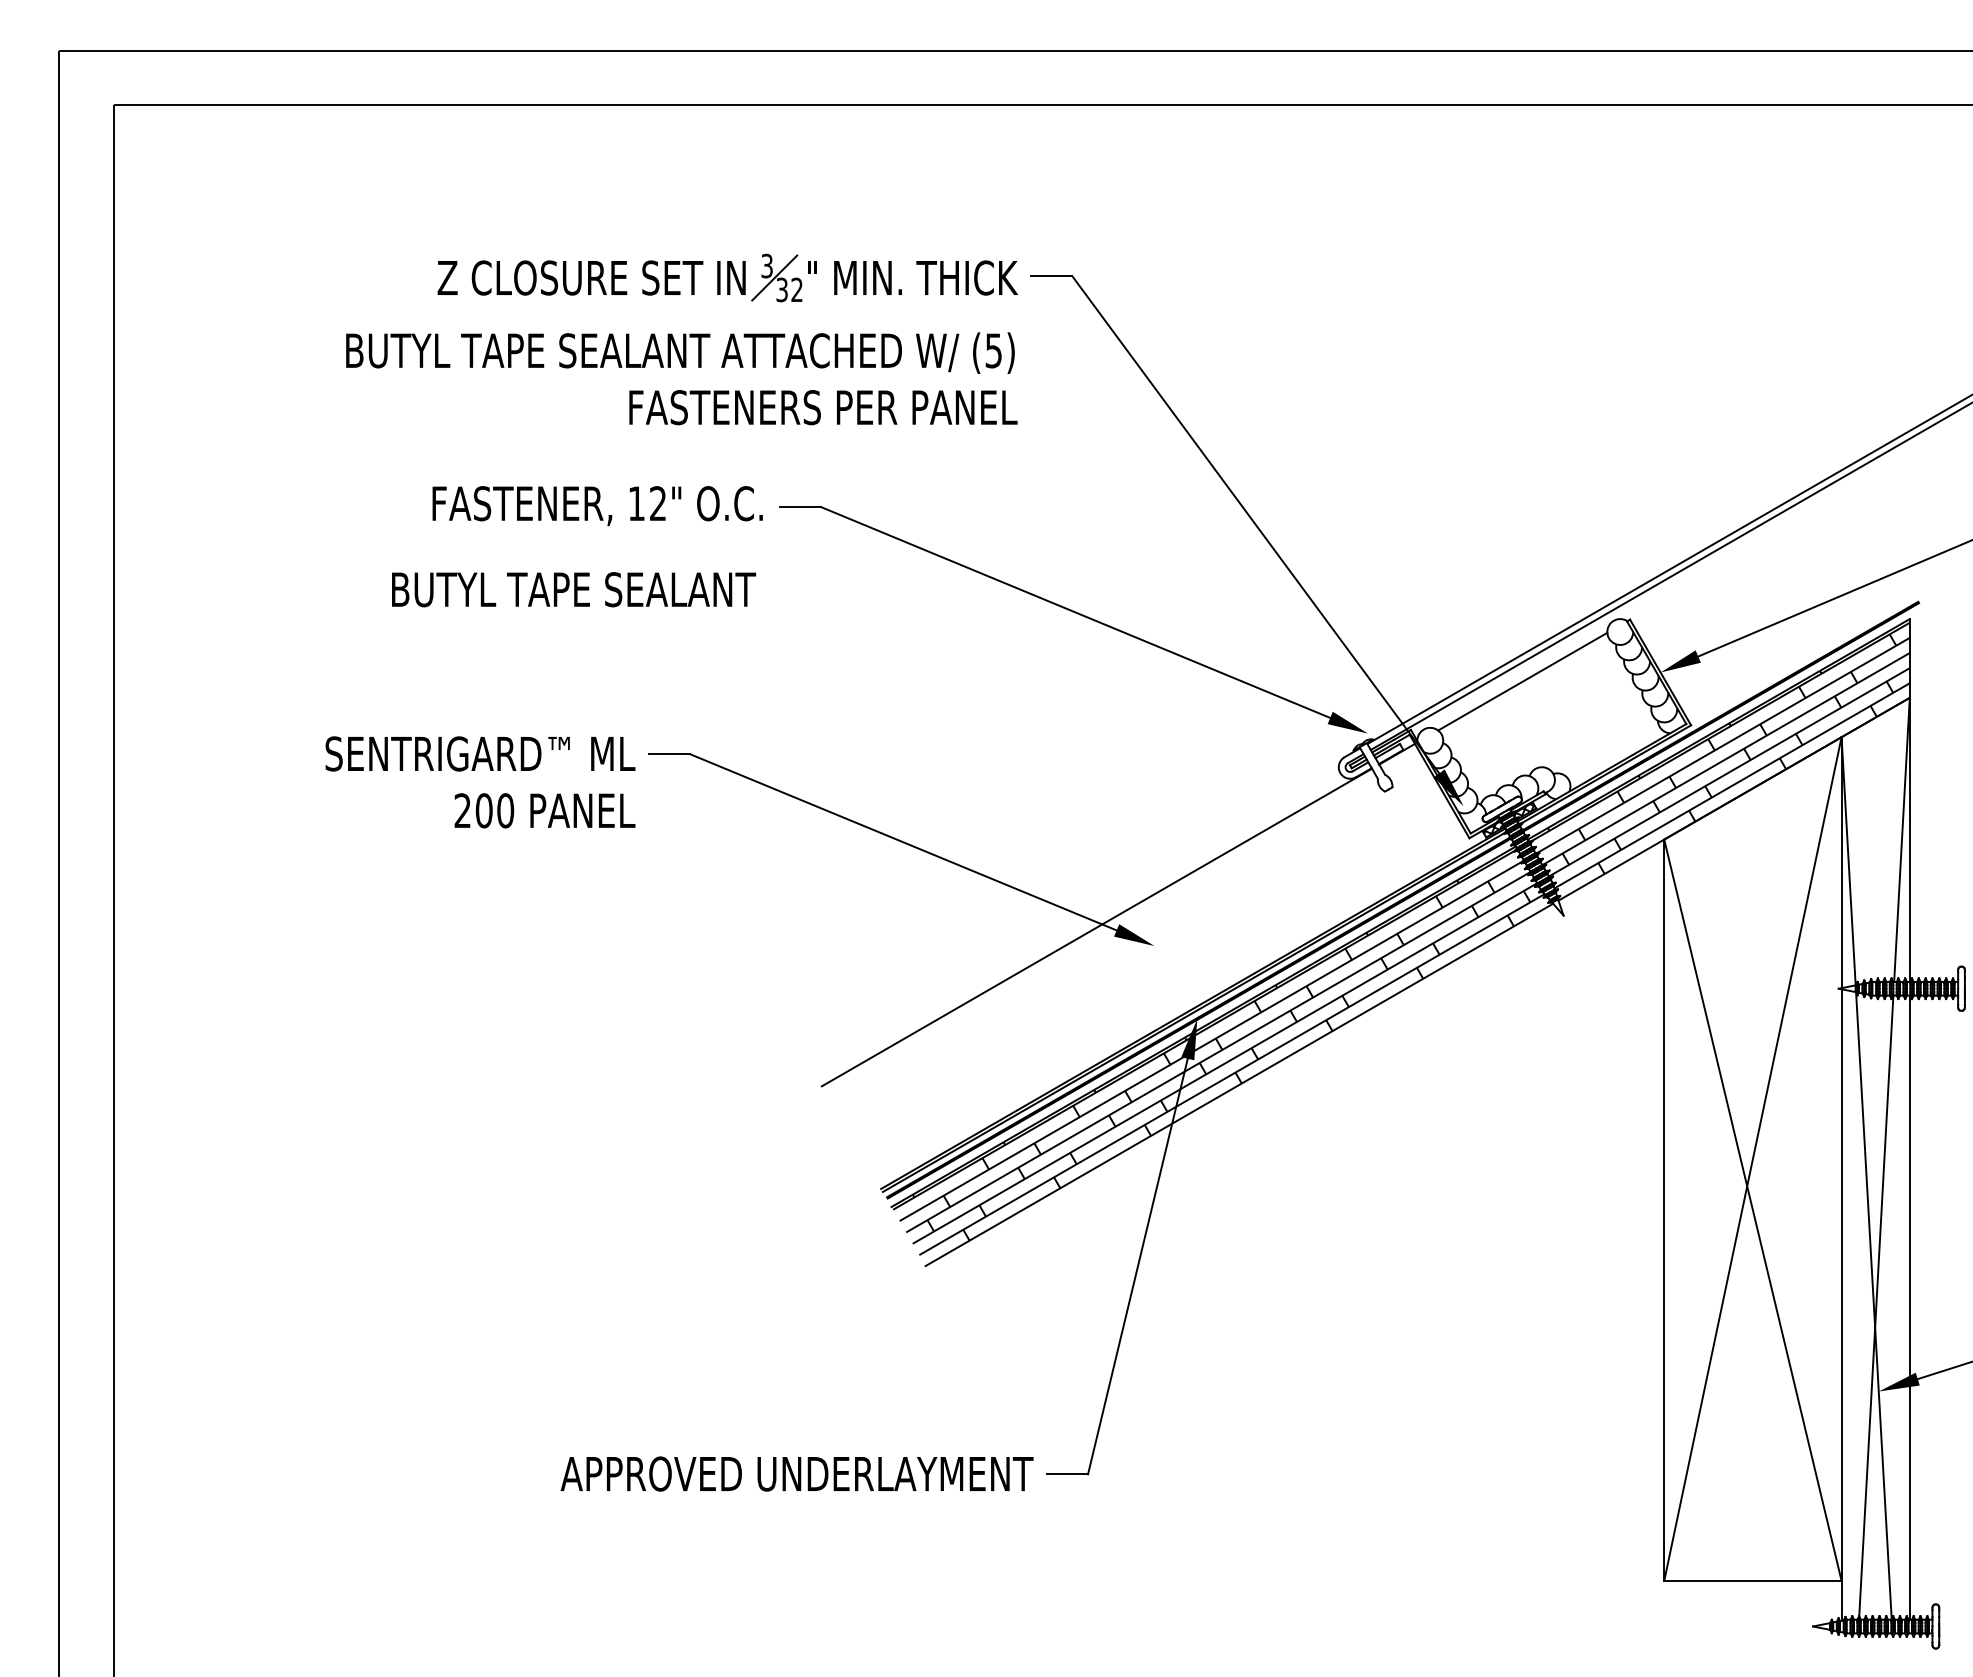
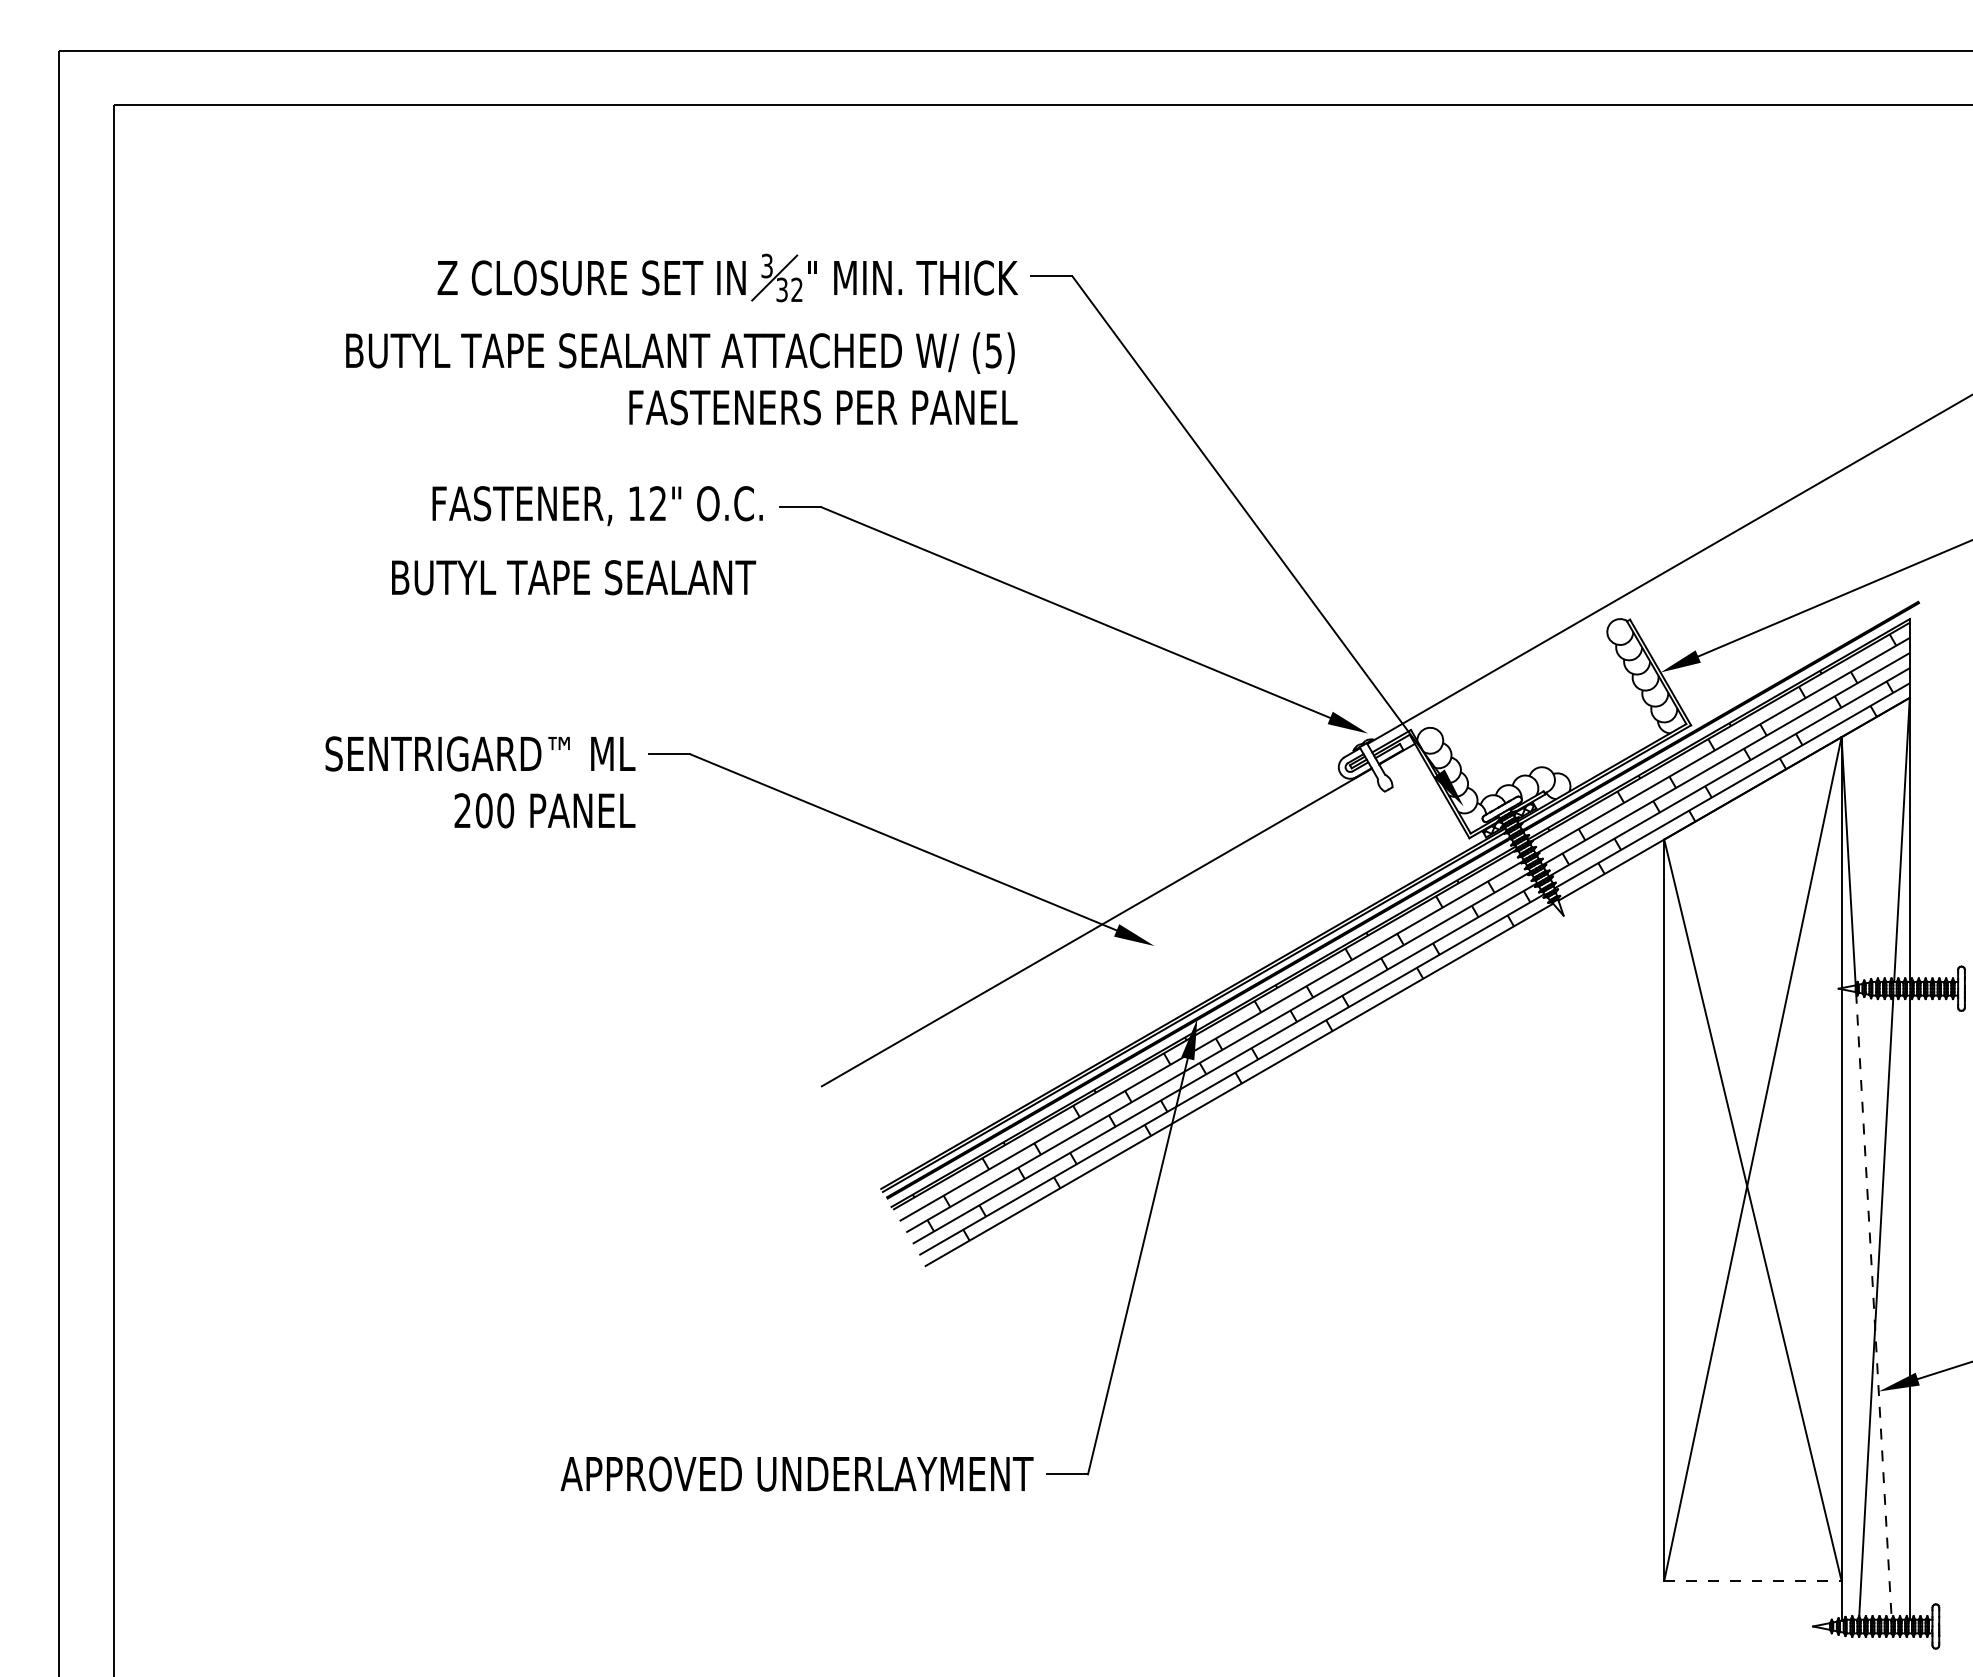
line: present -> none (1669, 576)
text position: (574, 589) -> (574, 577) (574, 577)
line: present -> none (1522, 681)
line: solid -> dashed (1873, 1306)
line: solid -> dashed (1752, 1580)
